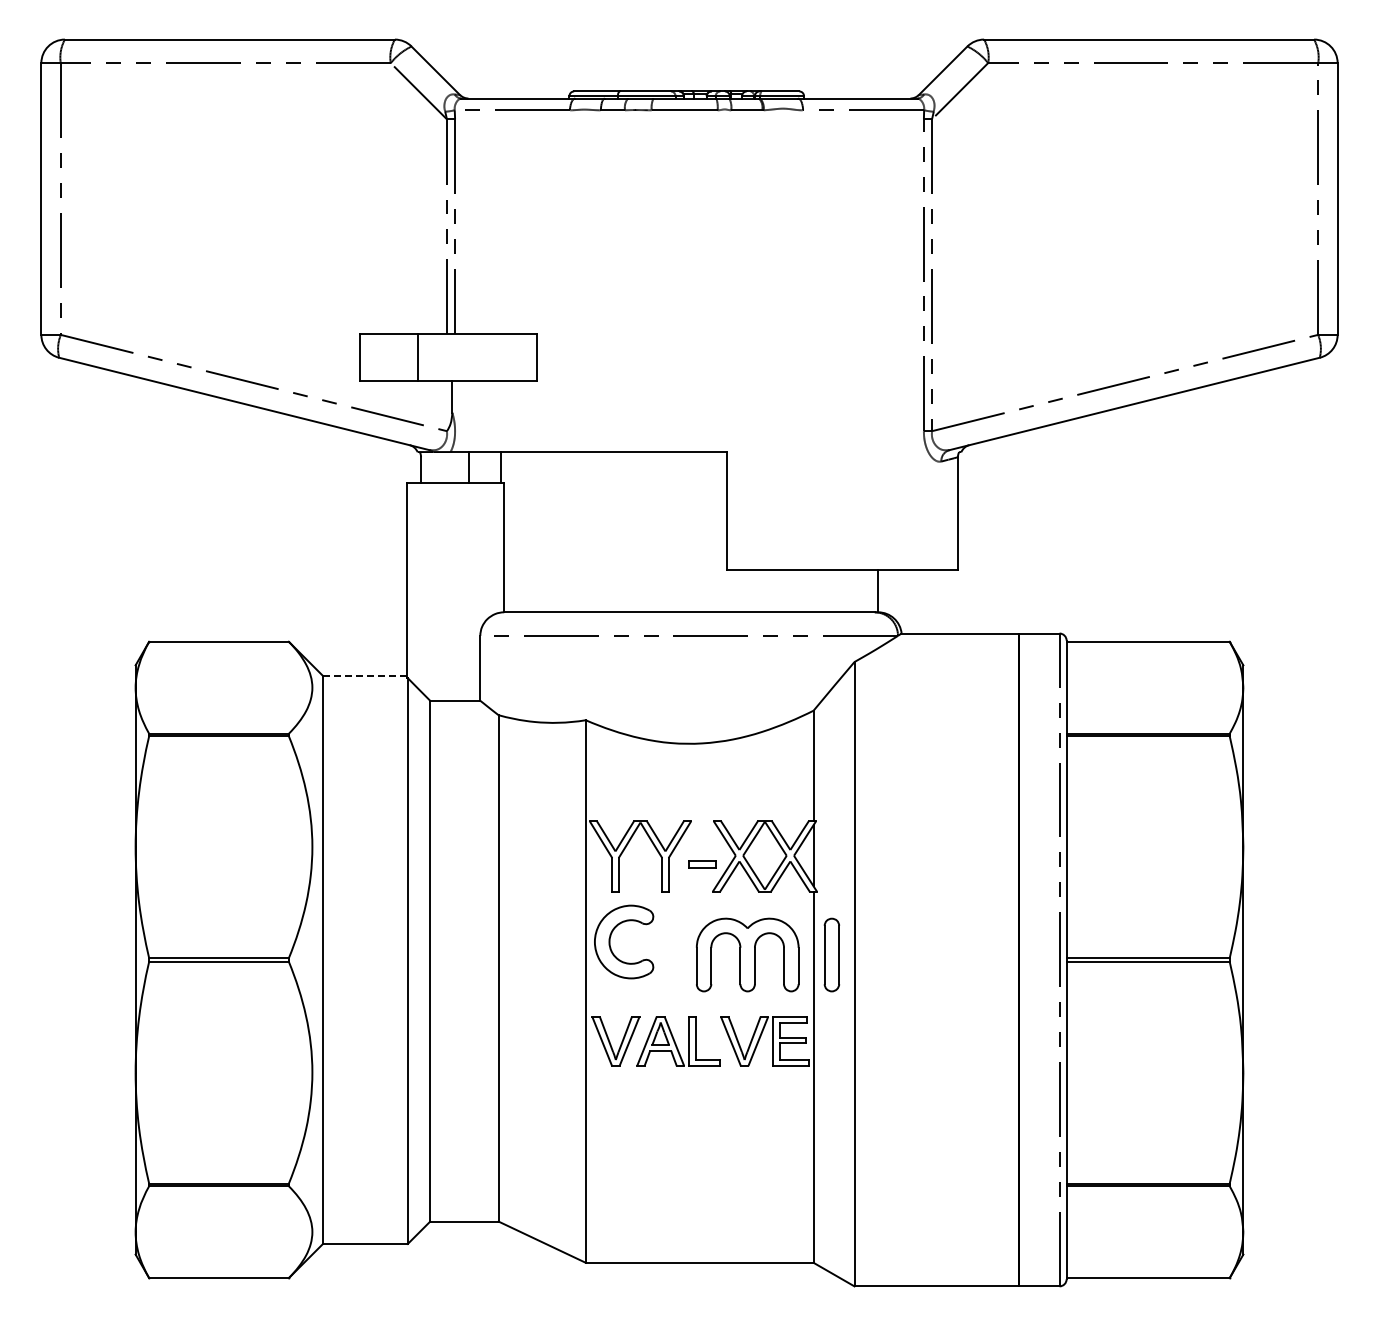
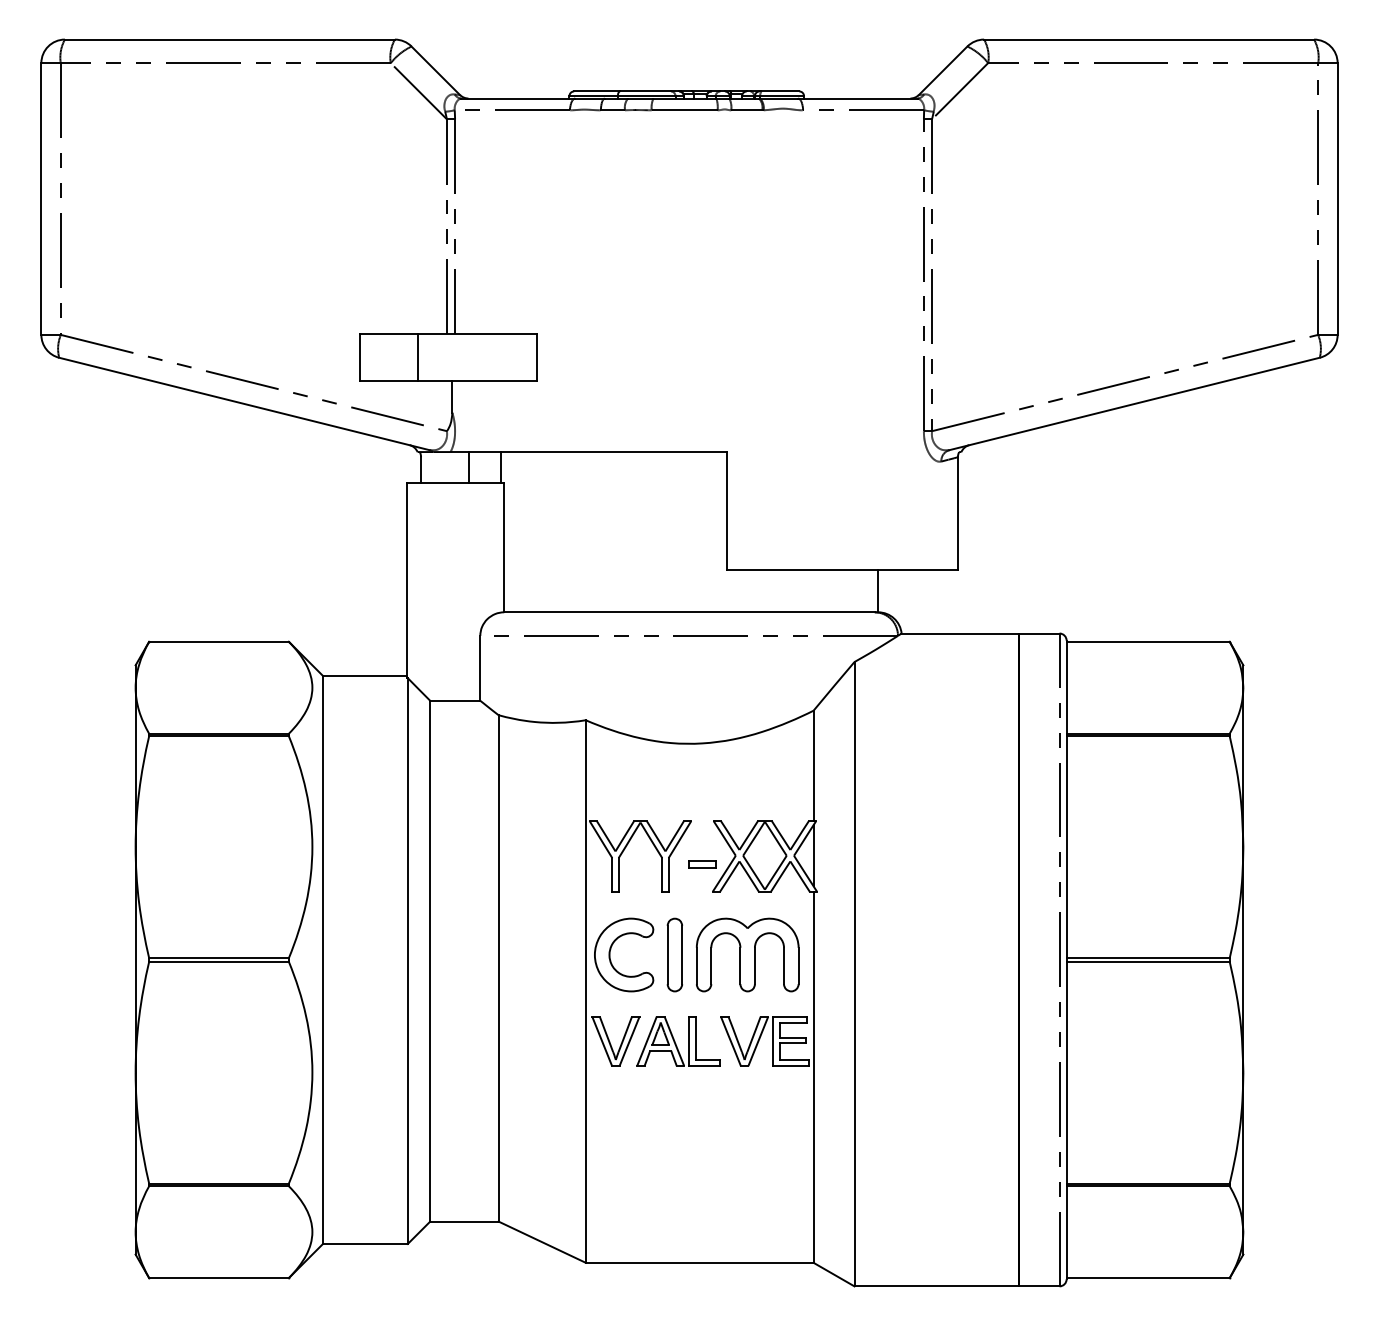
line: dashed -> solid (364, 675)
part position: (611, 936) -> (611, 949) (611, 949)
part position: (831, 954) -> (674, 954) (674, 954)
